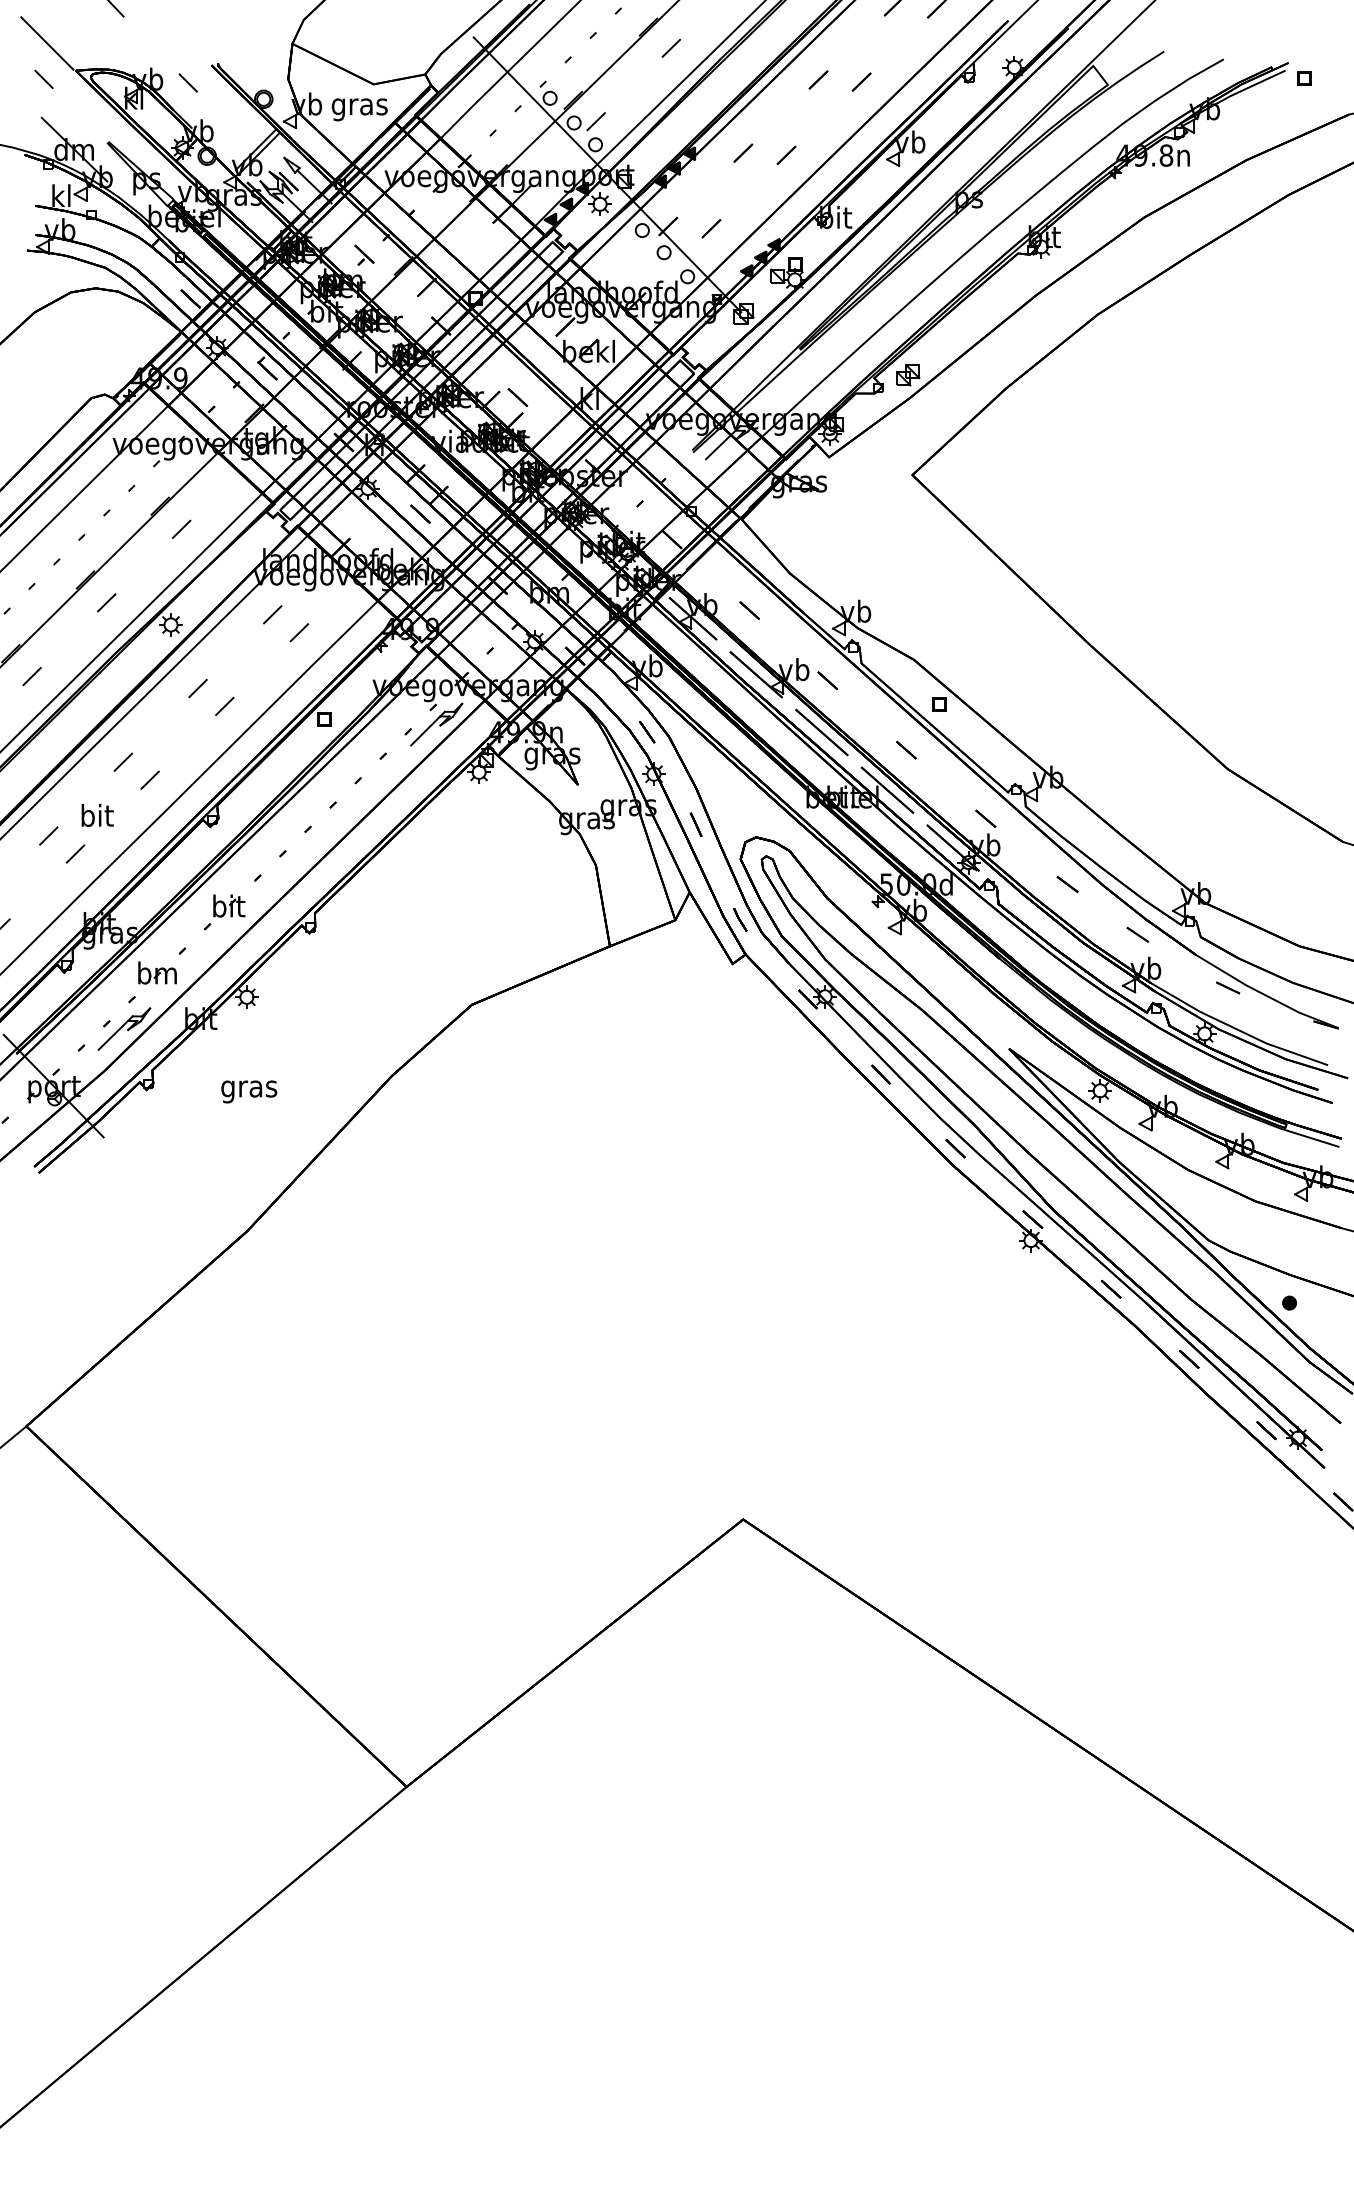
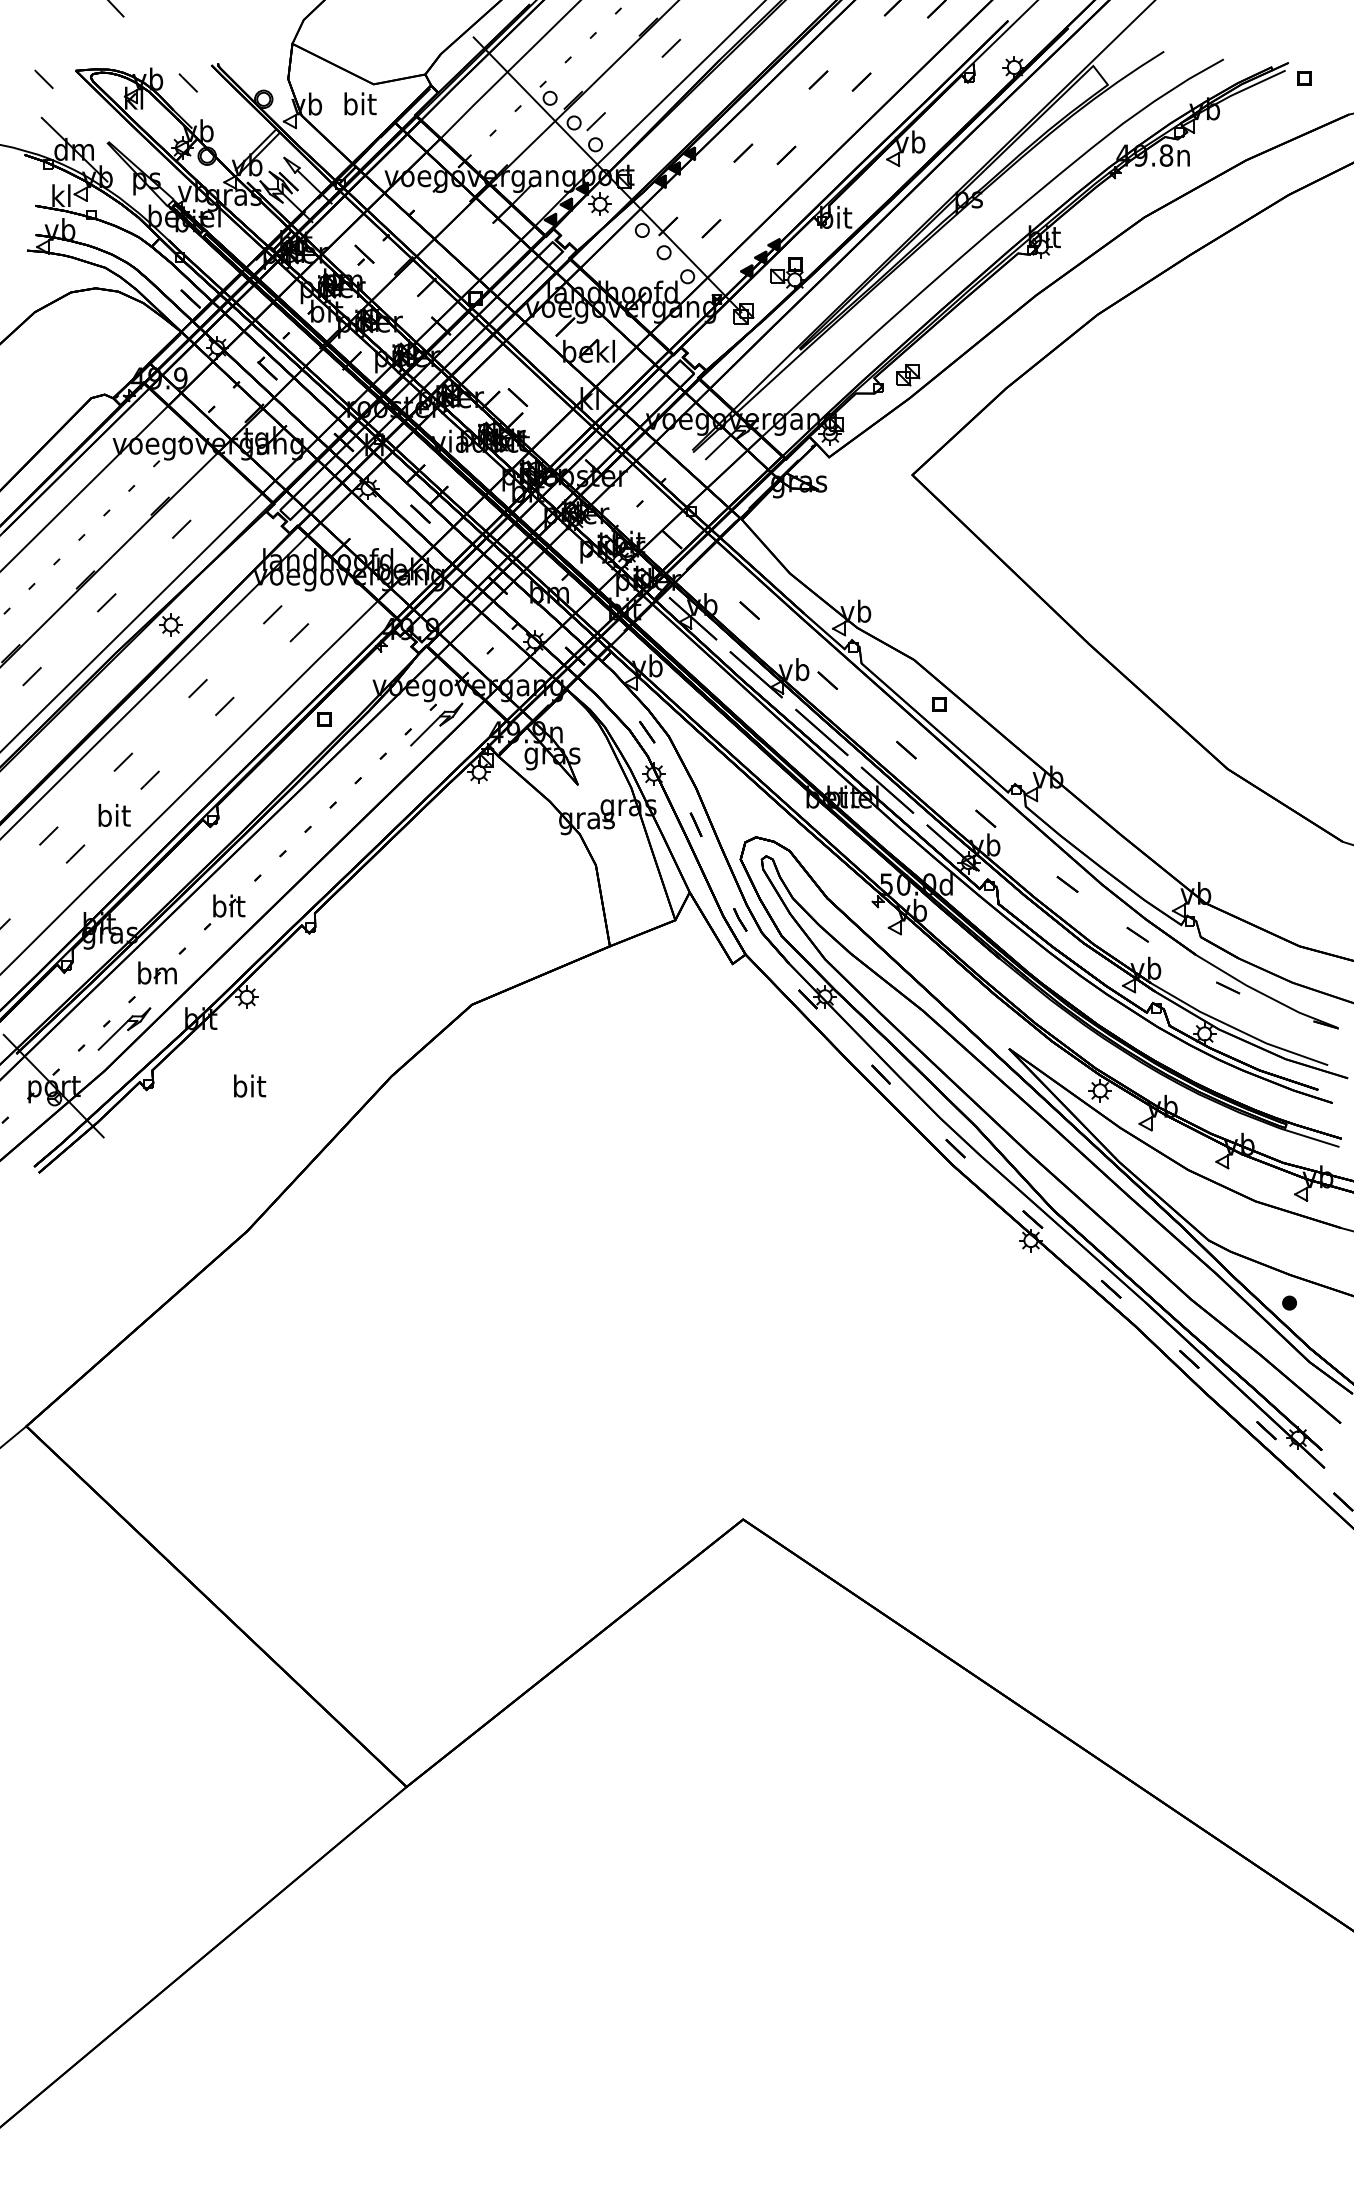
line: present -> none (47, 43)
text: gras -> bit (359, 106)
text position: (97, 815) -> (114, 815) (114, 815)
text: gras -> bit (249, 1088)
